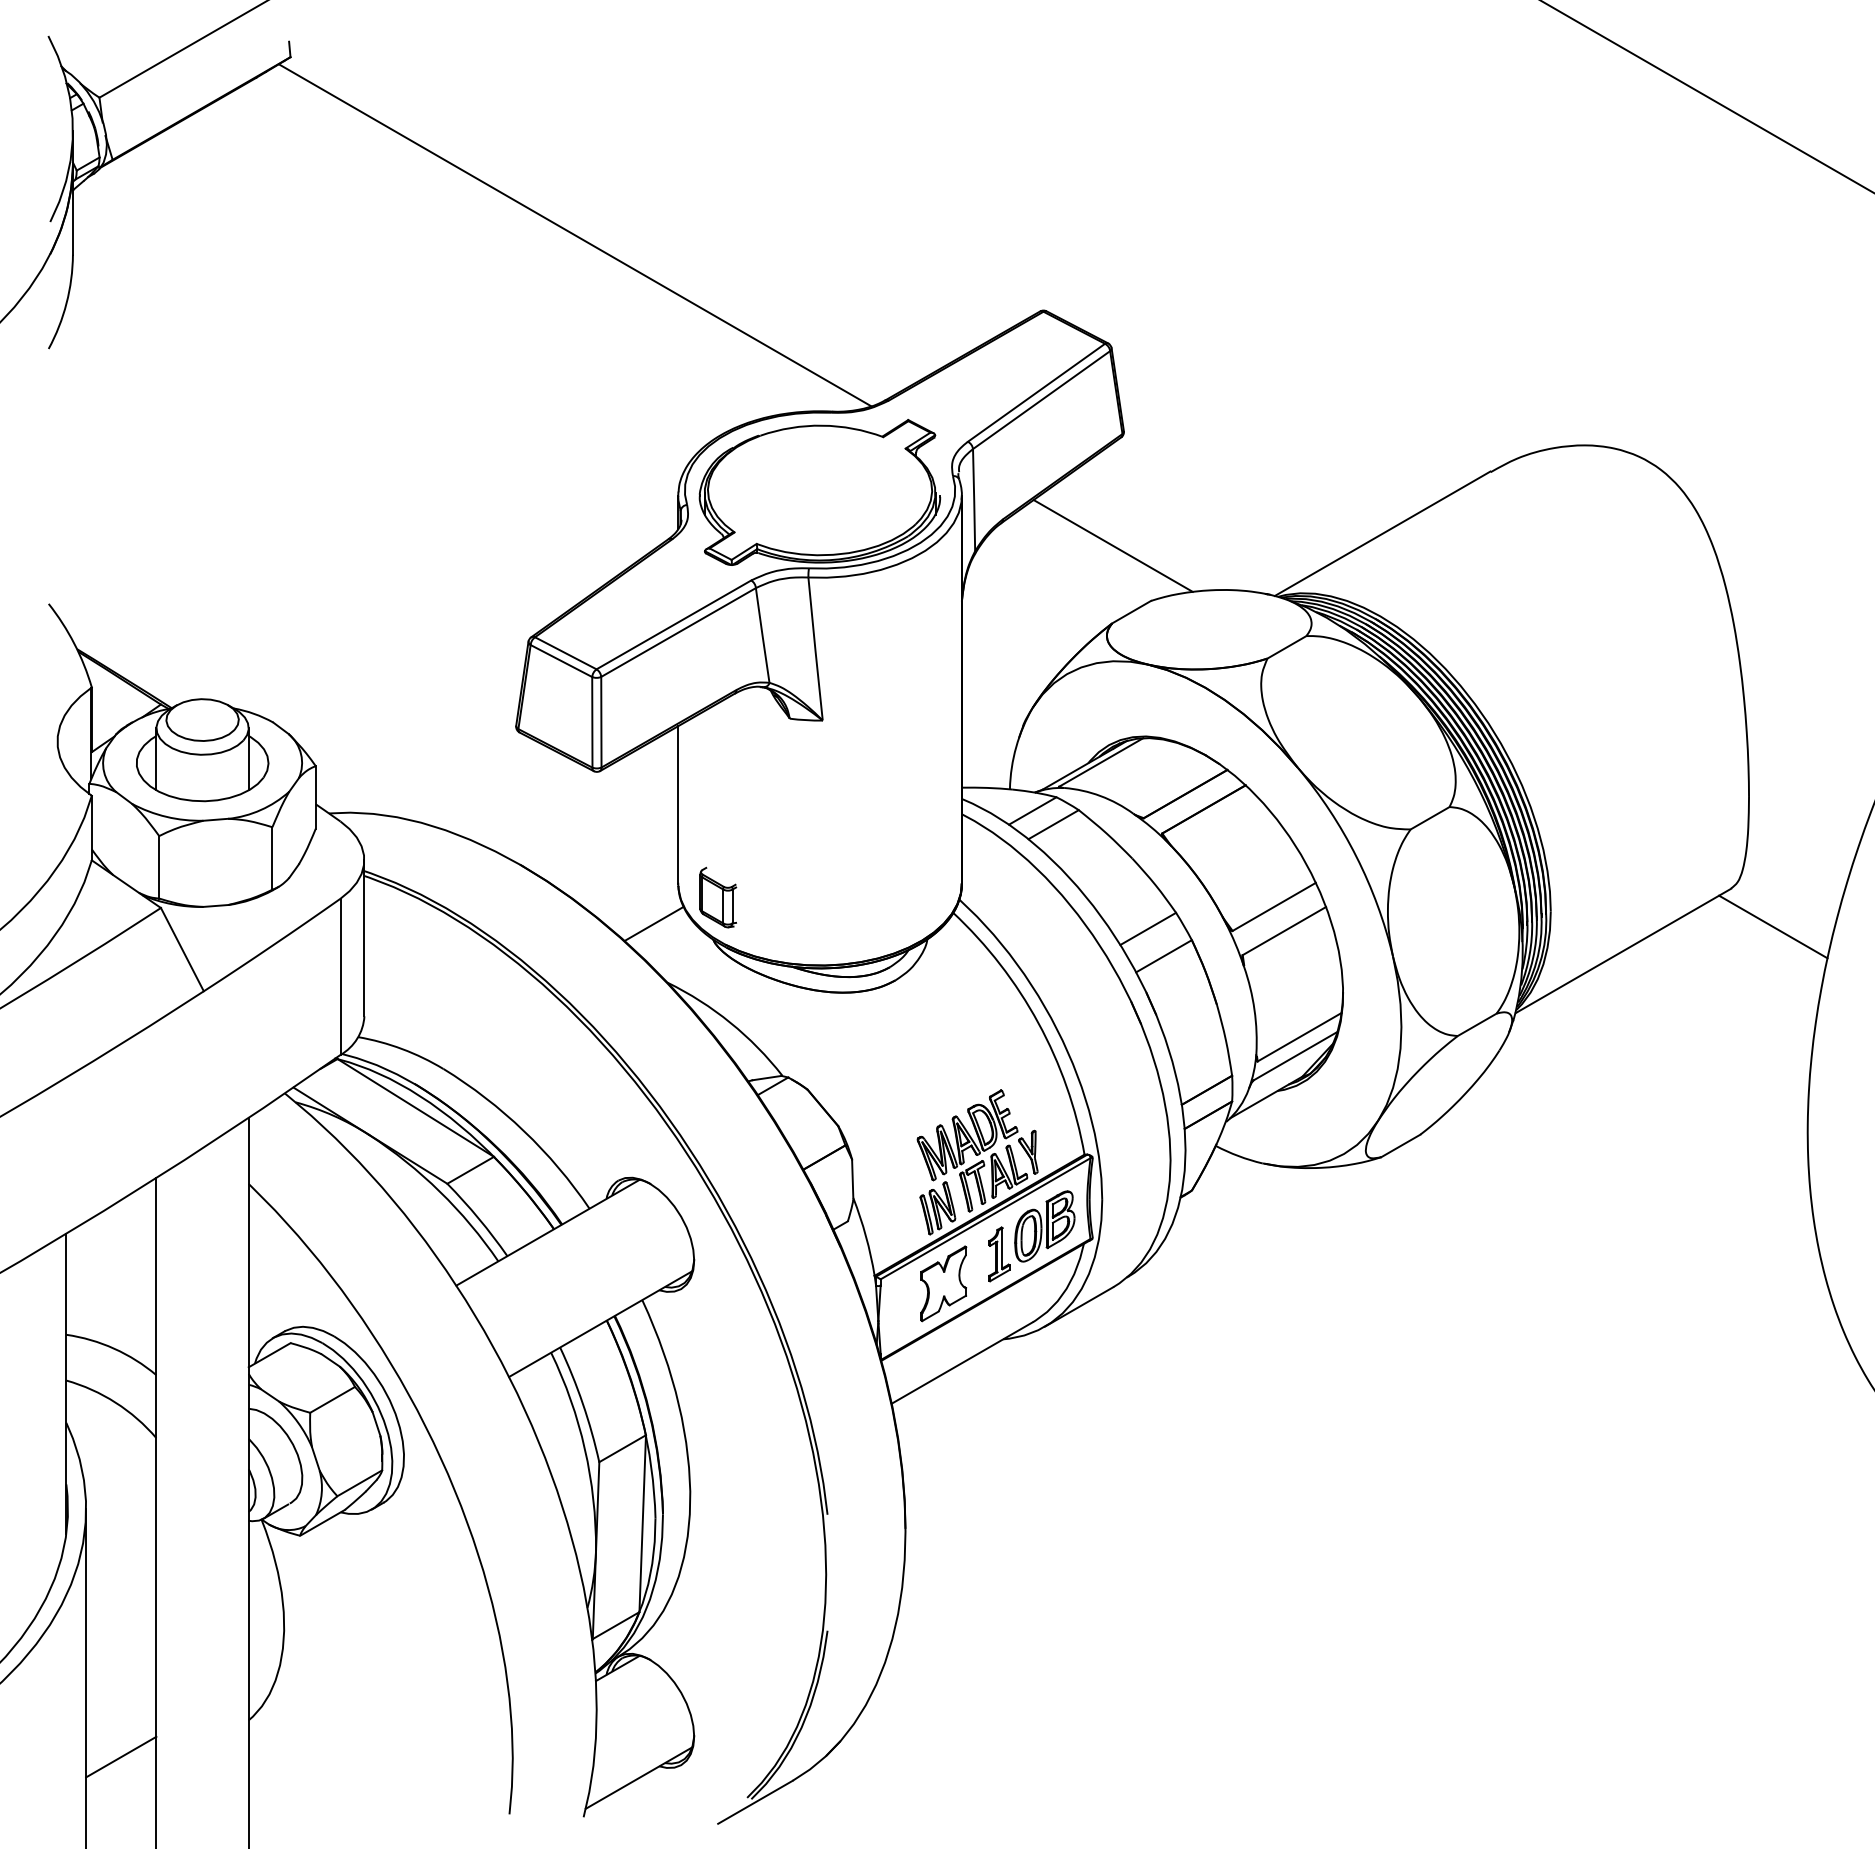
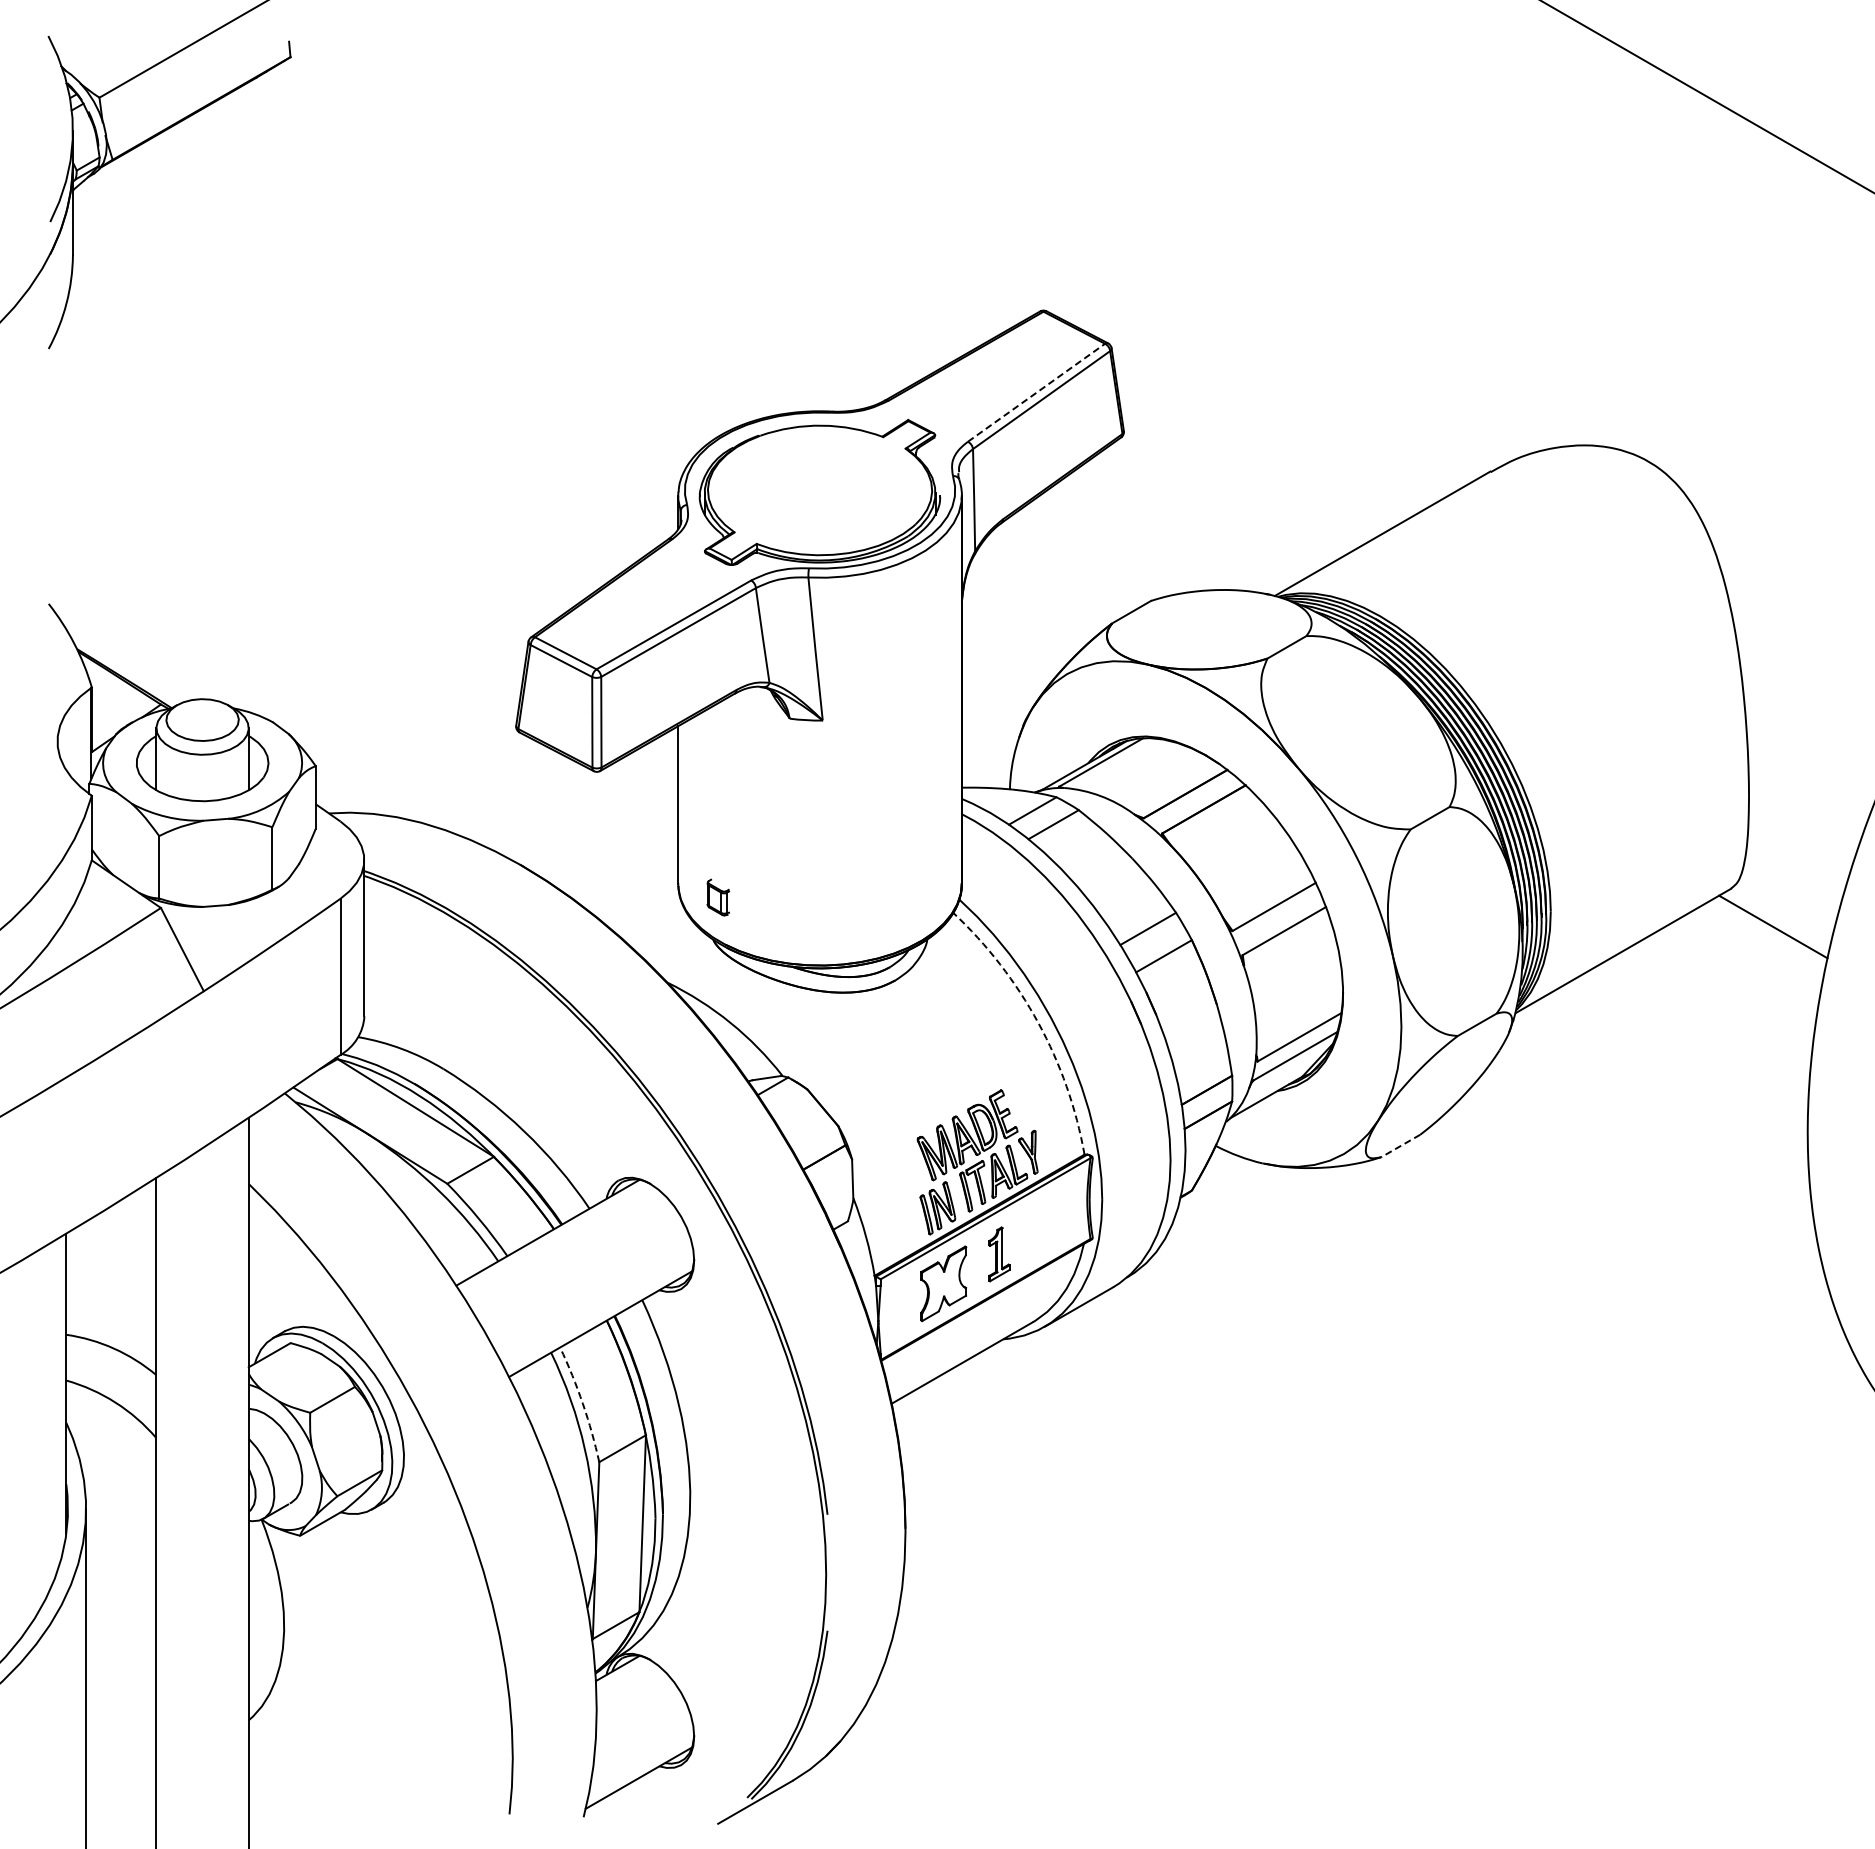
line: present -> none (574, 235)
line: solid -> dashed (1036, 392)
line: present -> none (1112, 545)
part size: 39x63 px -> 25x39 px (718, 897)
line: present -> none (653, 923)
arc: solid -> dashed (1038, 1022)
line: solid -> dashed (1400, 1146)
part: present -> none (1044, 1226)
arc: solid -> dashed (582, 1403)
line: present -> none (121, 1756)
